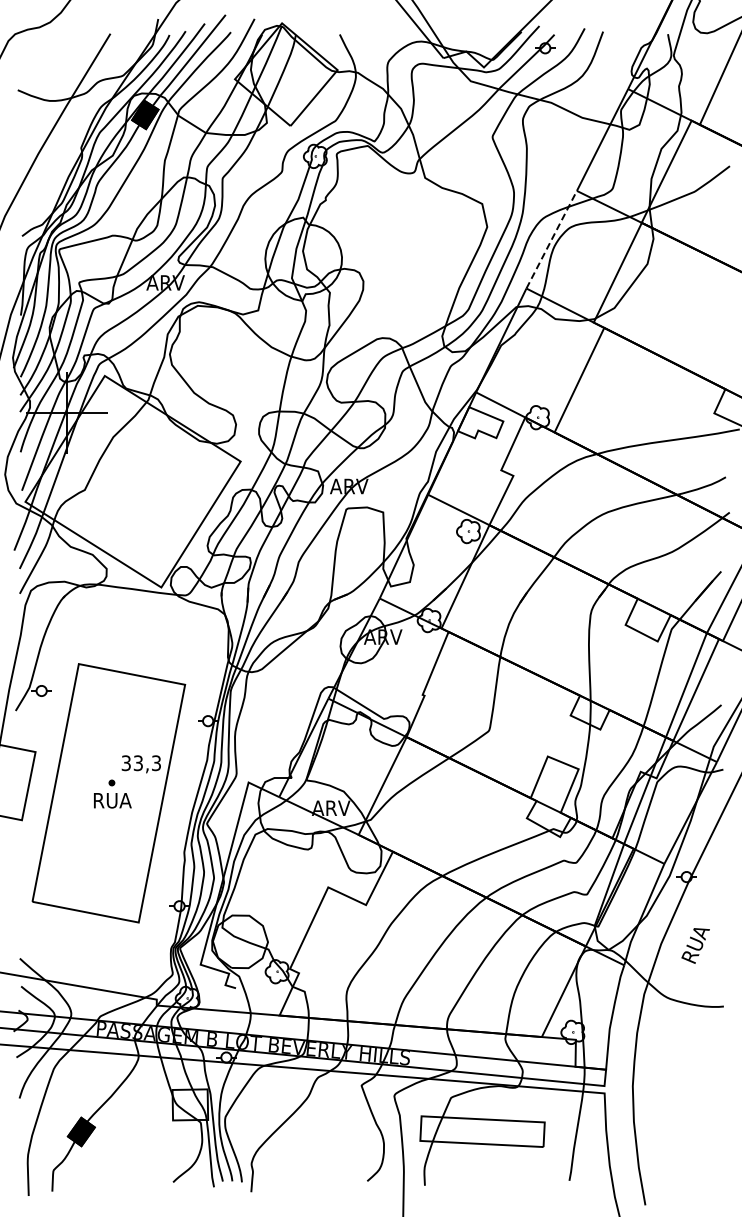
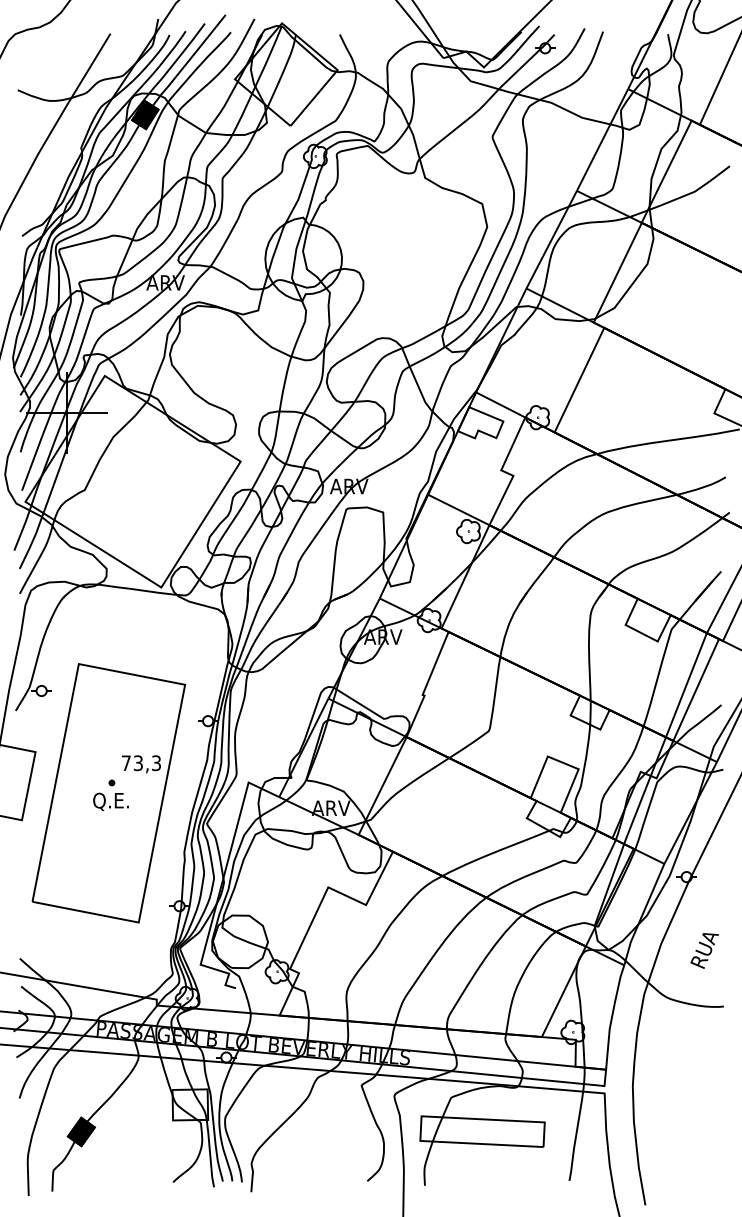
line: dashed -> solid (551, 239)
text: 33,3 -> 73,3 (125, 763)
text: RUA -> Q.E. (112, 801)
text position: (695, 945) -> (704, 950) (704, 950)
